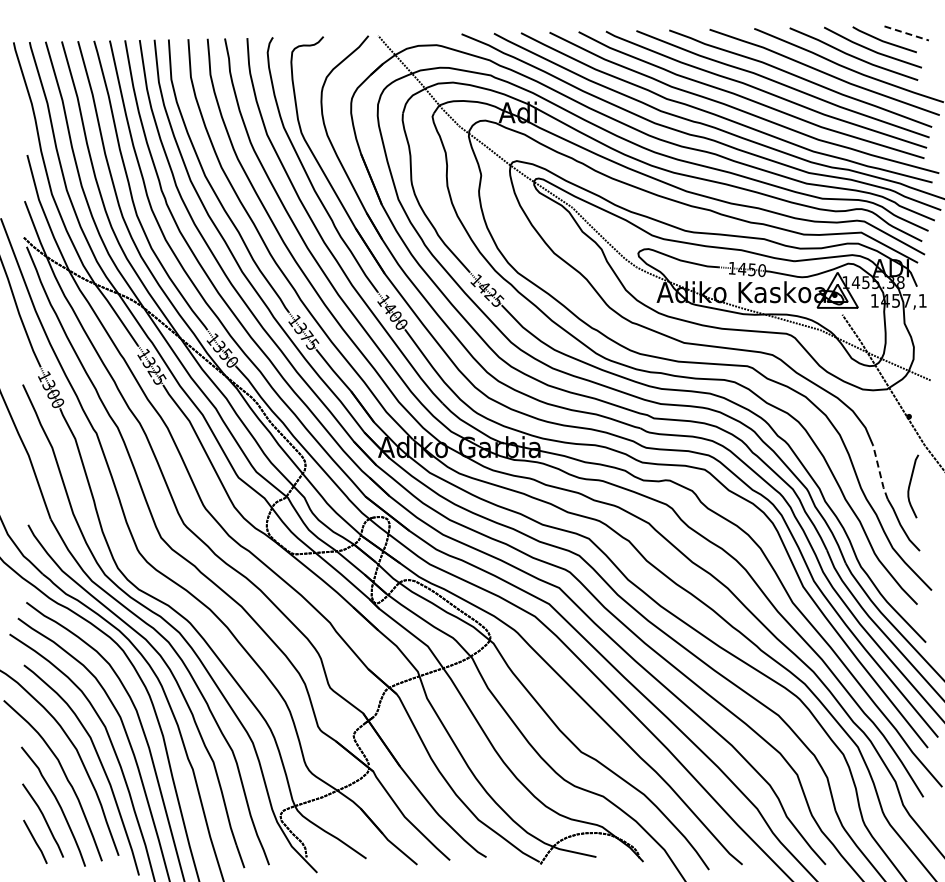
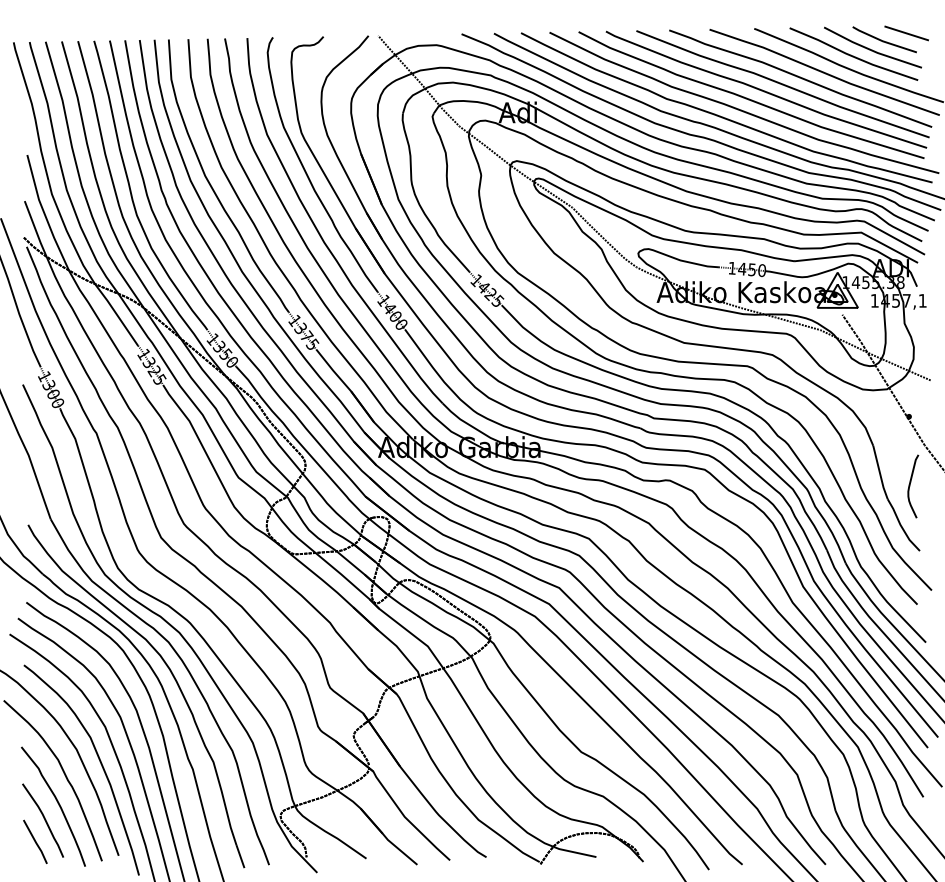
line: dashed -> solid (907, 33)
line: dashed -> solid (880, 473)
